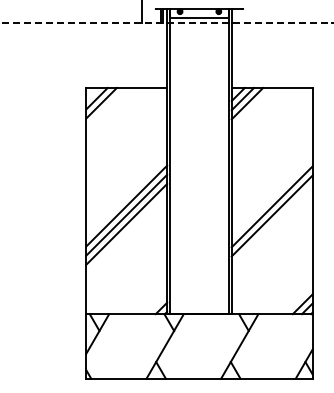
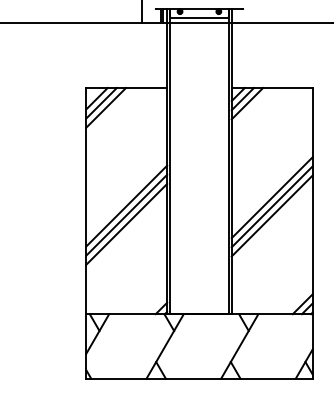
line: dashed -> solid (167, 23)
line: none -> present (106, 107)
line: none -> present (271, 197)
